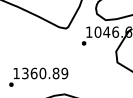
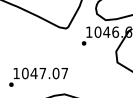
text: 1360.89 -> 1047.07 (45, 73)
